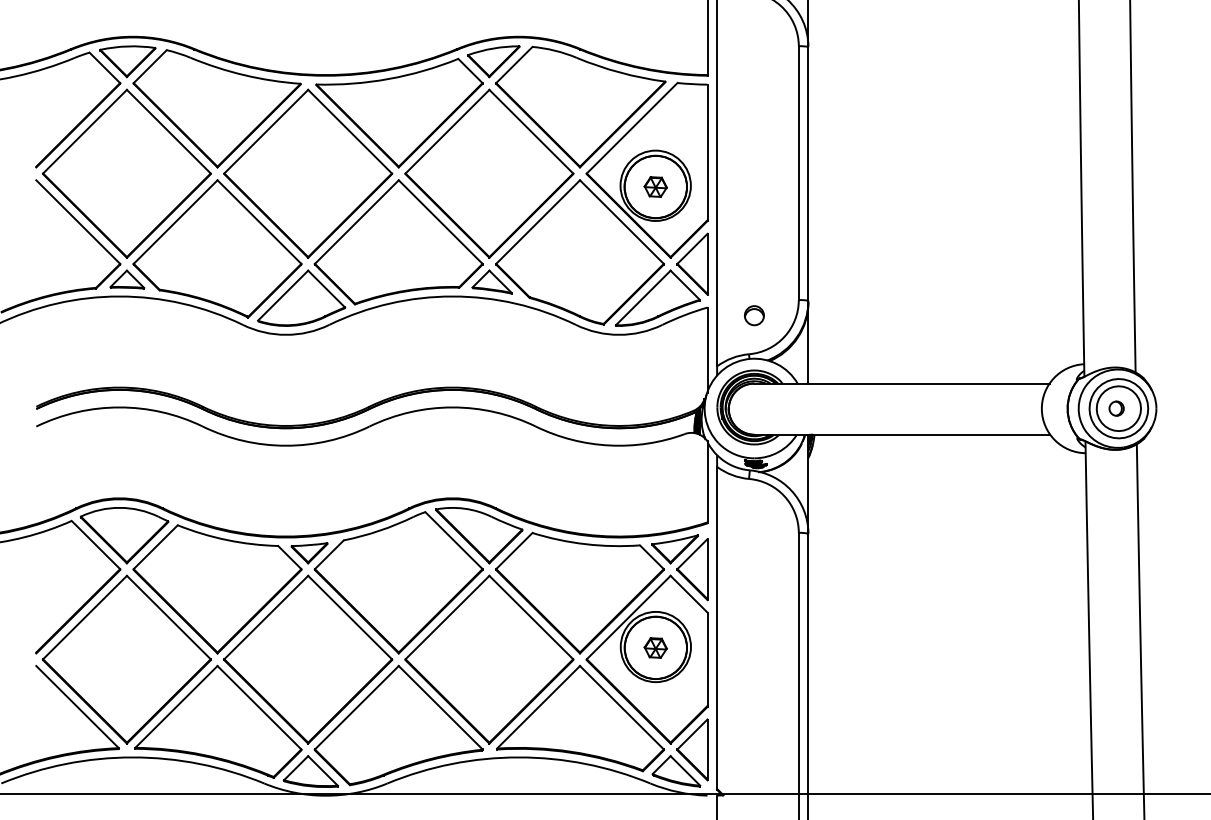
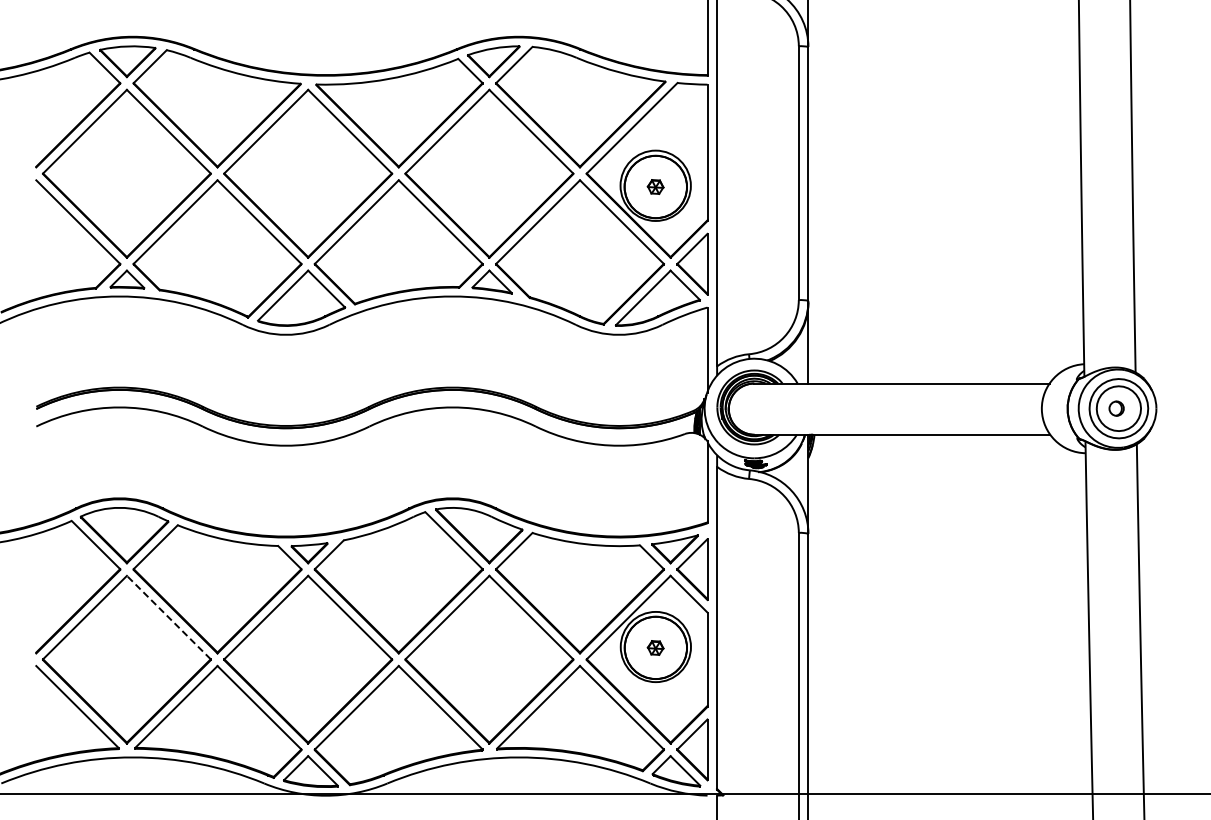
part size: 25x22 px -> 19x16 px (655, 186)
part: present -> none (754, 315)
line: solid -> dashed (168, 617)
part size: 25x22 px -> 19x16 px (655, 647)
